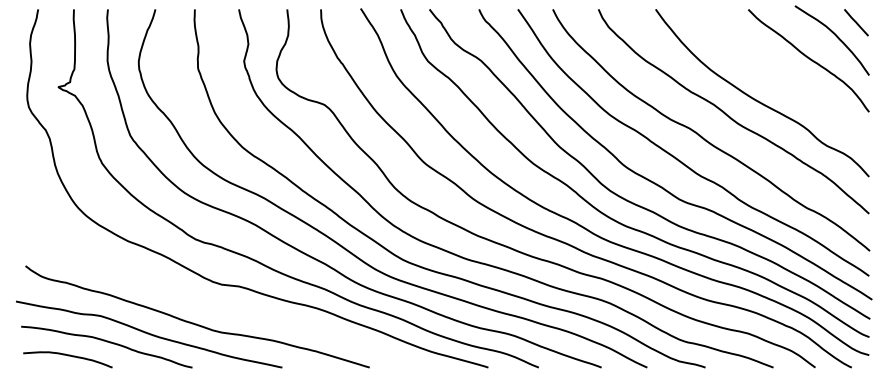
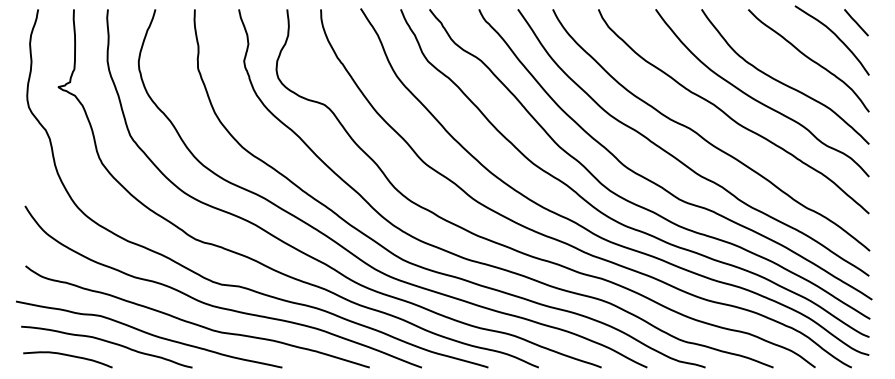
curve: none -> present (783, 82)
curve: none -> present (219, 306)
